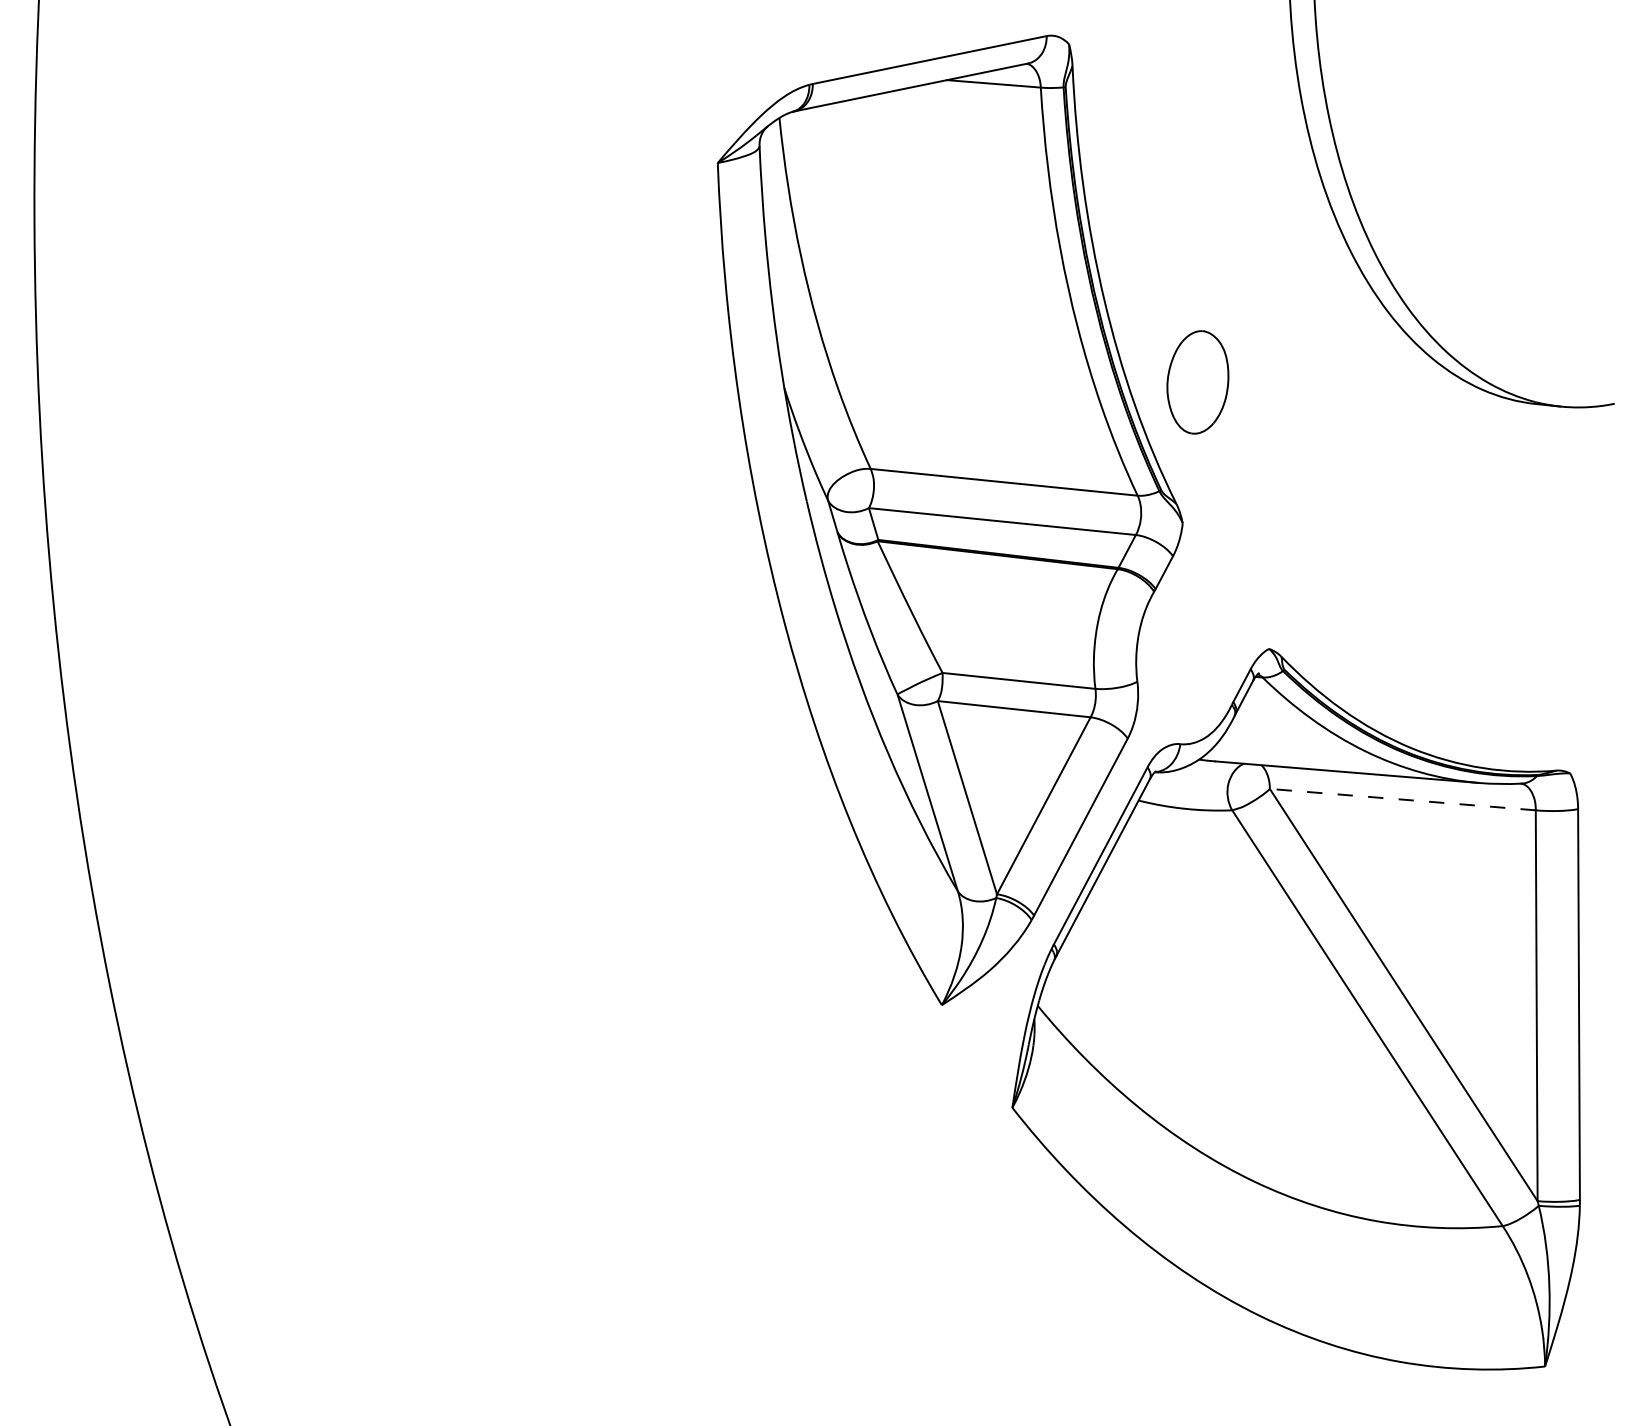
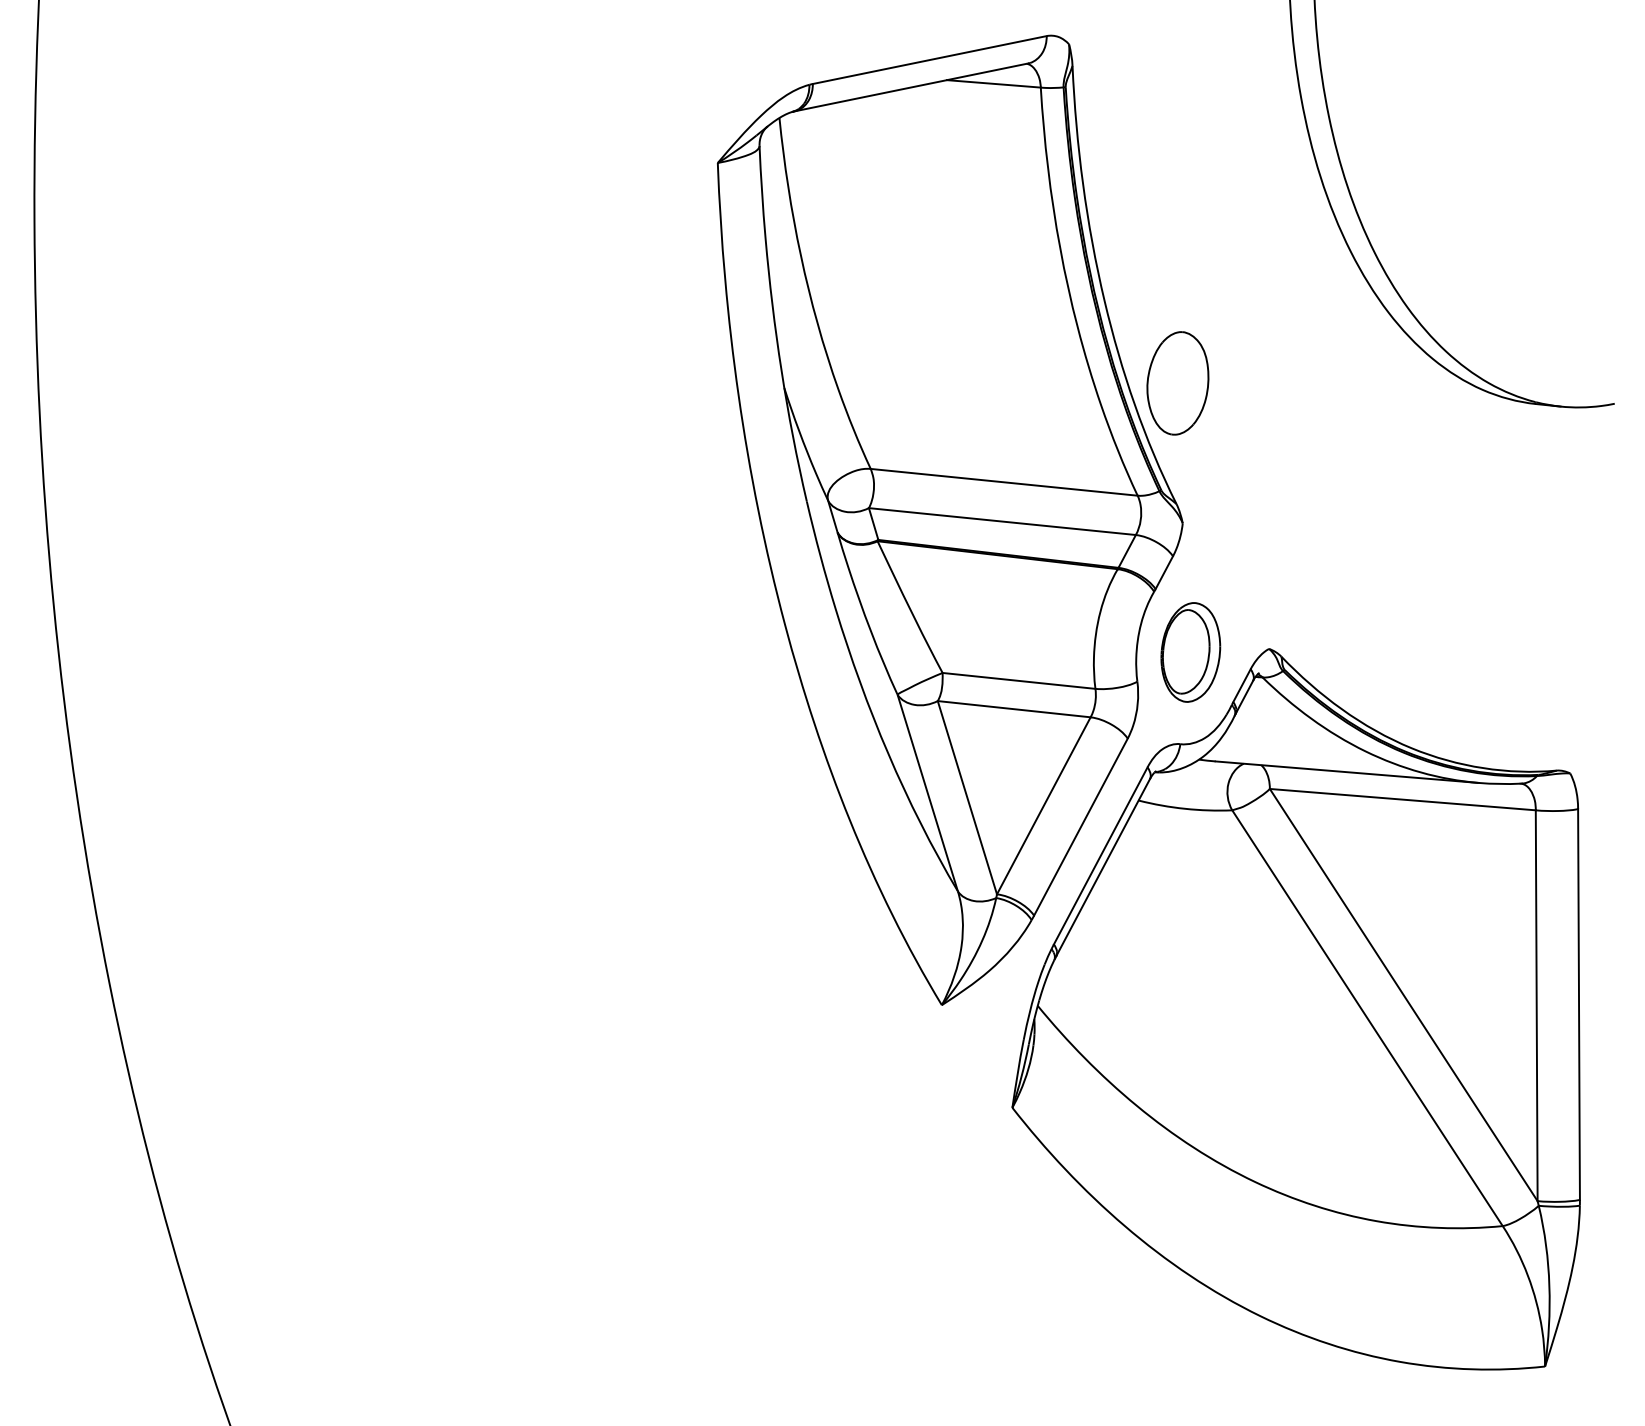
part position: (1197, 382) -> (1177, 383) (1177, 383)
part: none -> present (1190, 652)
line: dashed -> solid (1402, 799)
